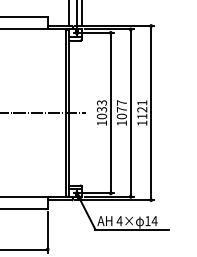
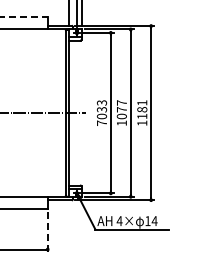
line: solid -> dashed (23, 17)
text: 1121 -> 1181 (142, 109)
text: 1033 -> 7033 (101, 122)
line: solid -> dashed (47, 232)
